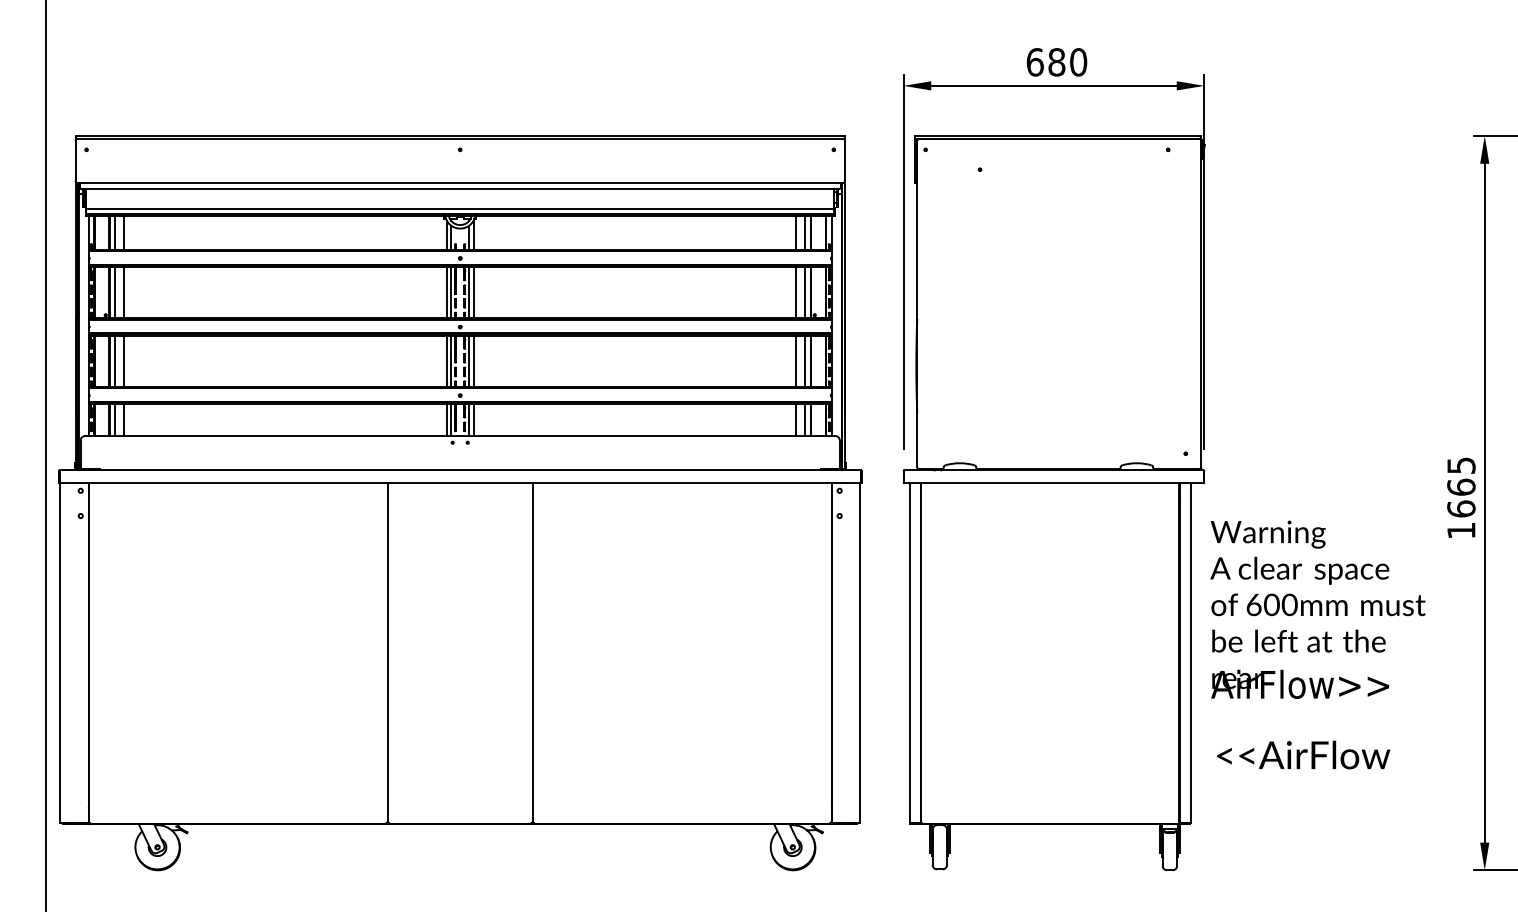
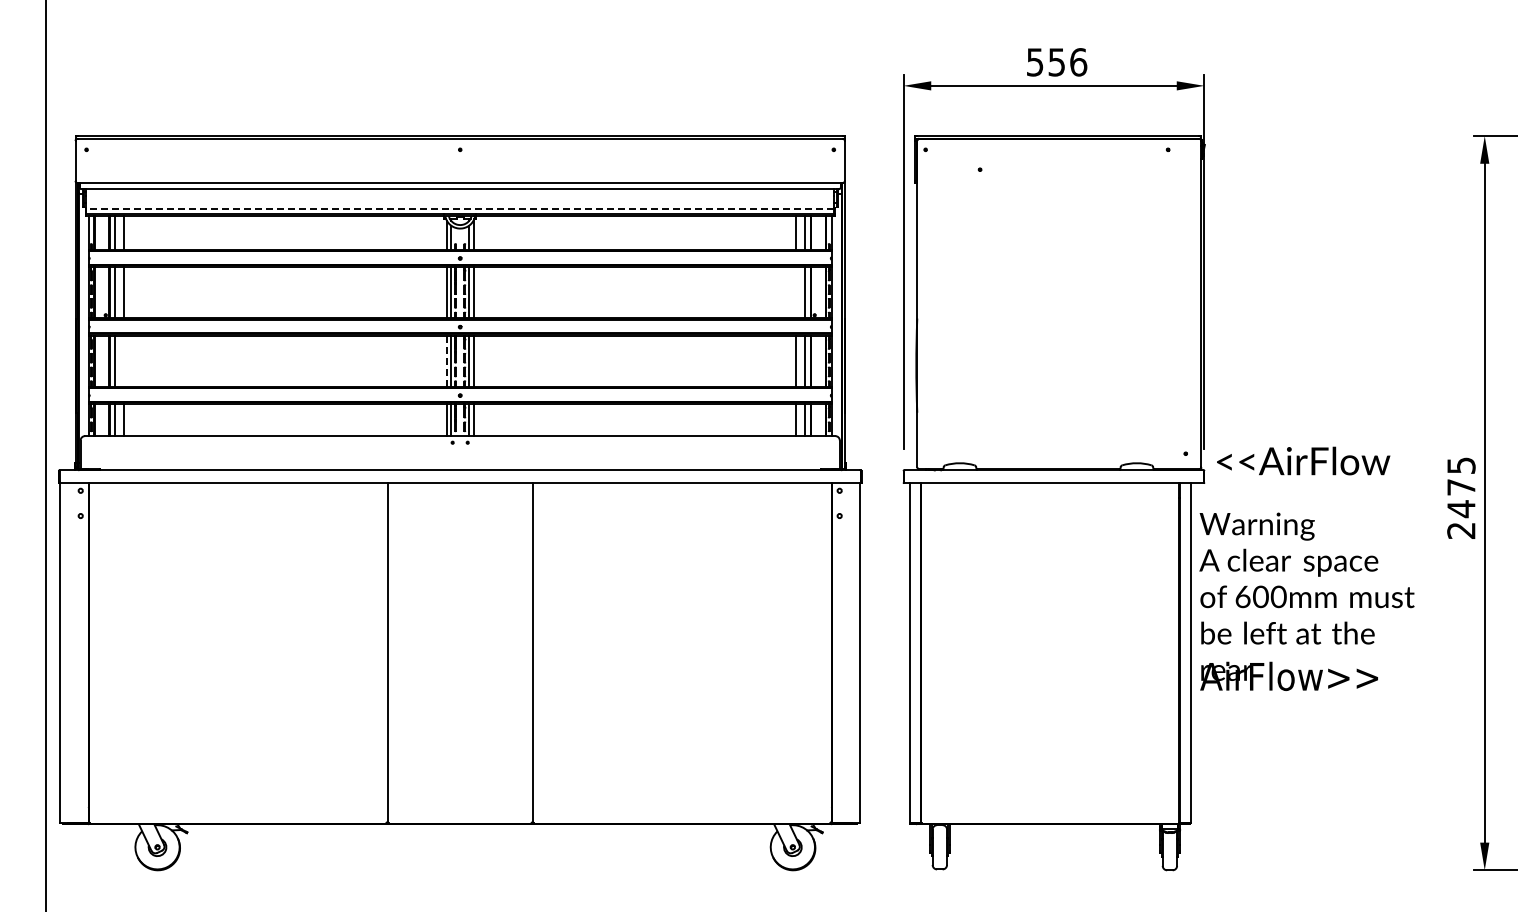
text: 680 -> 556 (1056, 62)
line: solid -> dashed (459, 208)
line: present -> none (796, 292)
line: present -> none (123, 360)
line: solid -> dashed (446, 361)
text: 1665 -> 2475 (1461, 508)
text position: (1317, 609) -> (1306, 601) (1306, 601)
text position: (1303, 754) -> (1303, 460) (1303, 460)
